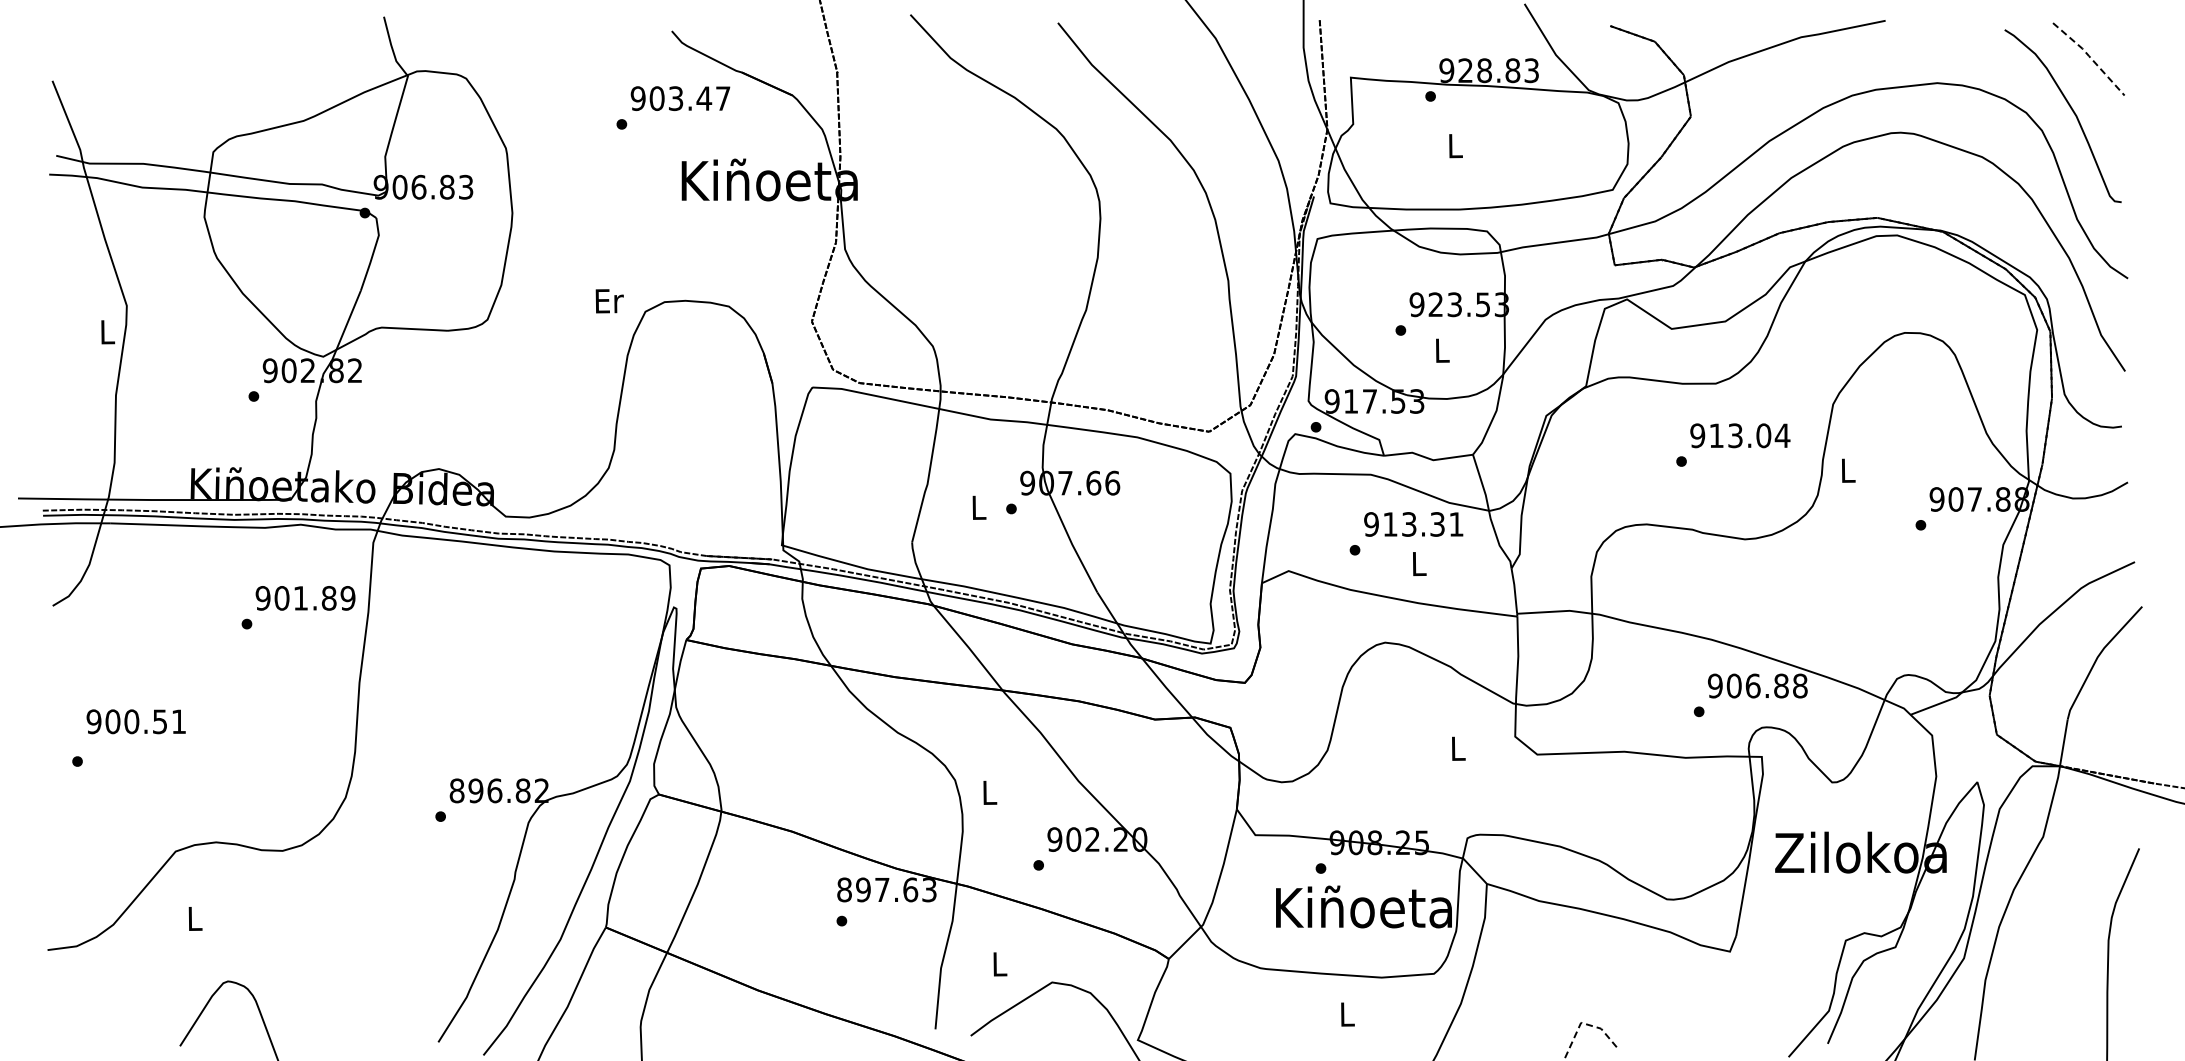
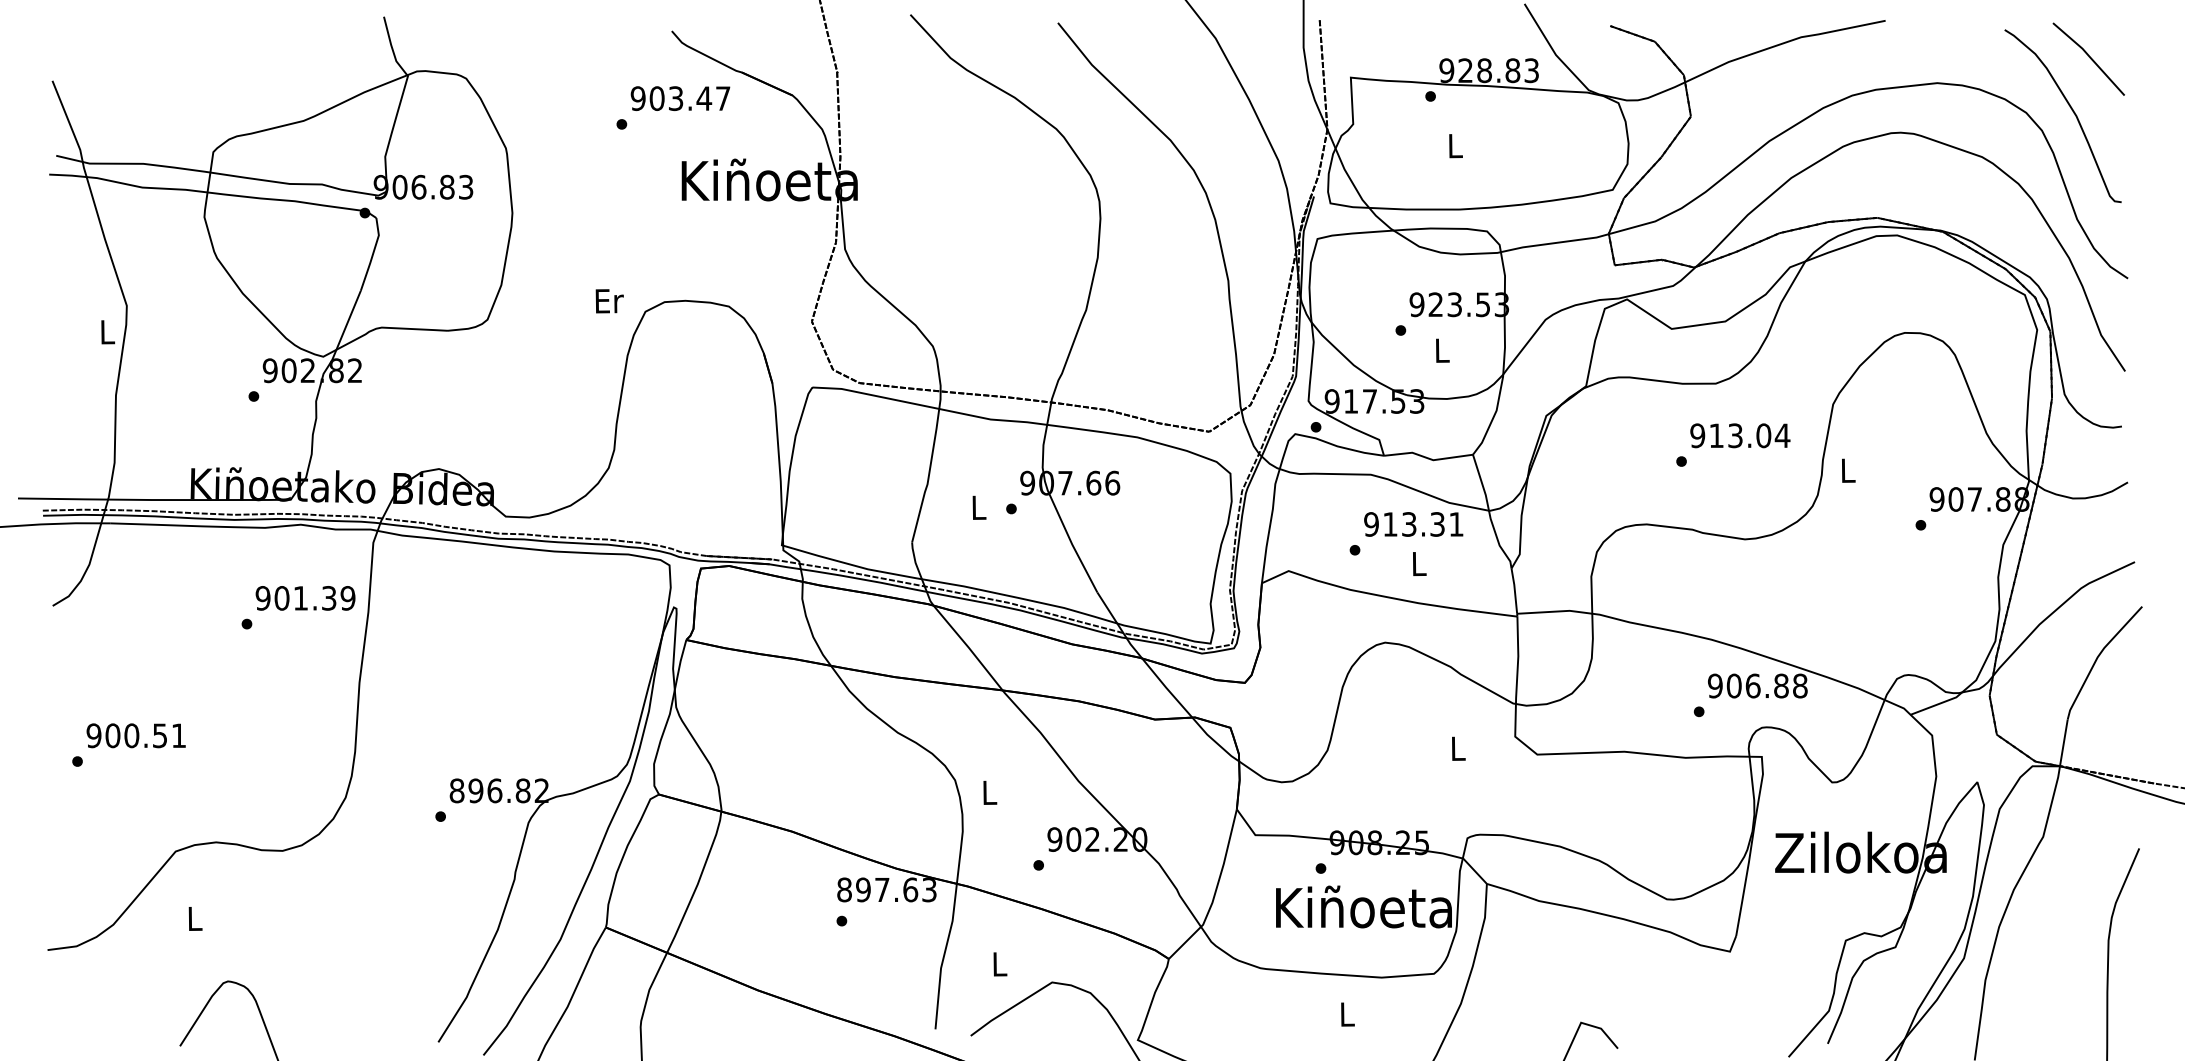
line: dashed -> solid (2089, 56)
text: 901.89 -> 901.39 (328, 598)
text position: (135, 721) -> (135, 735) (135, 735)
line: dashed -> solid (1583, 1023)
